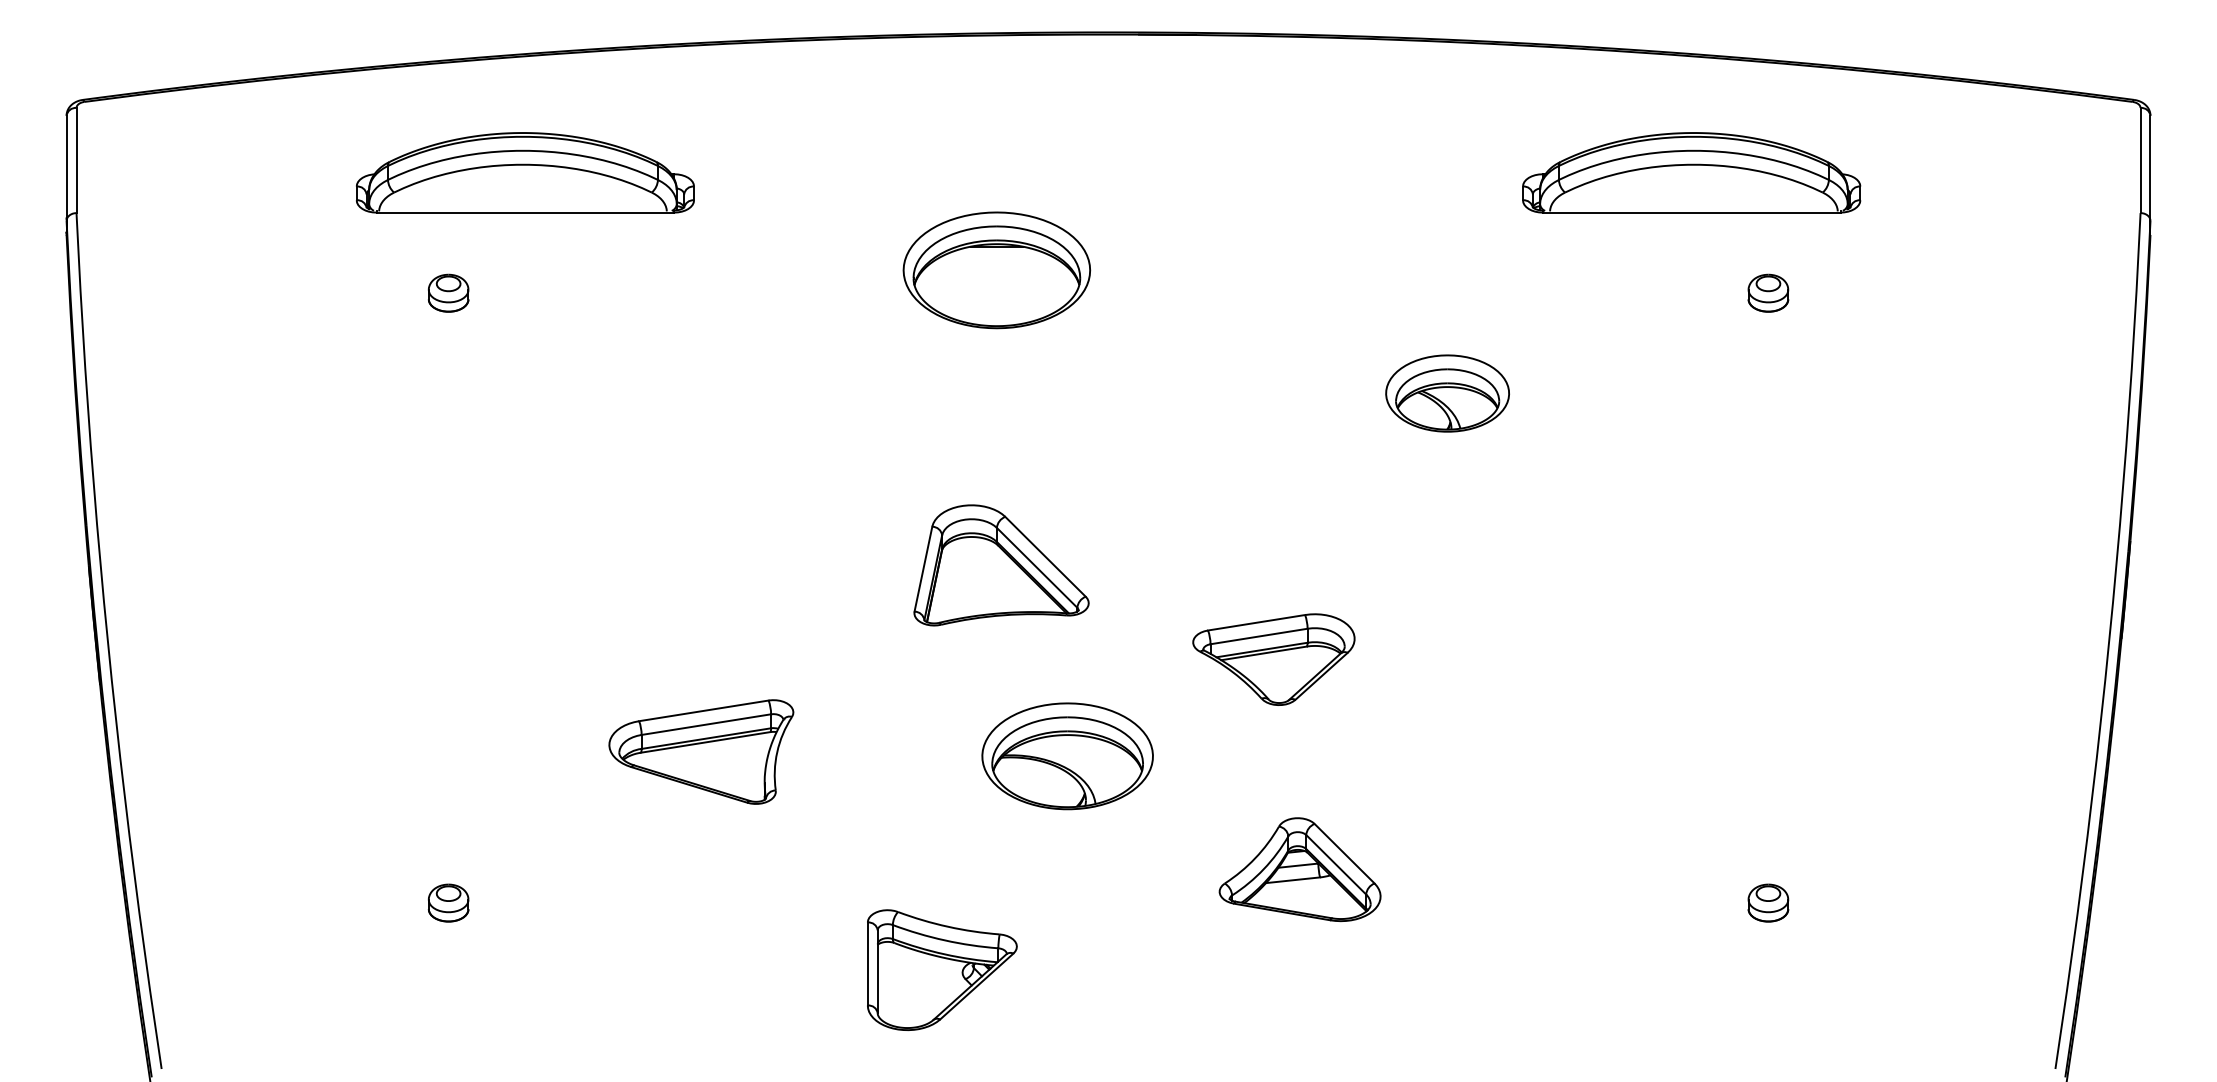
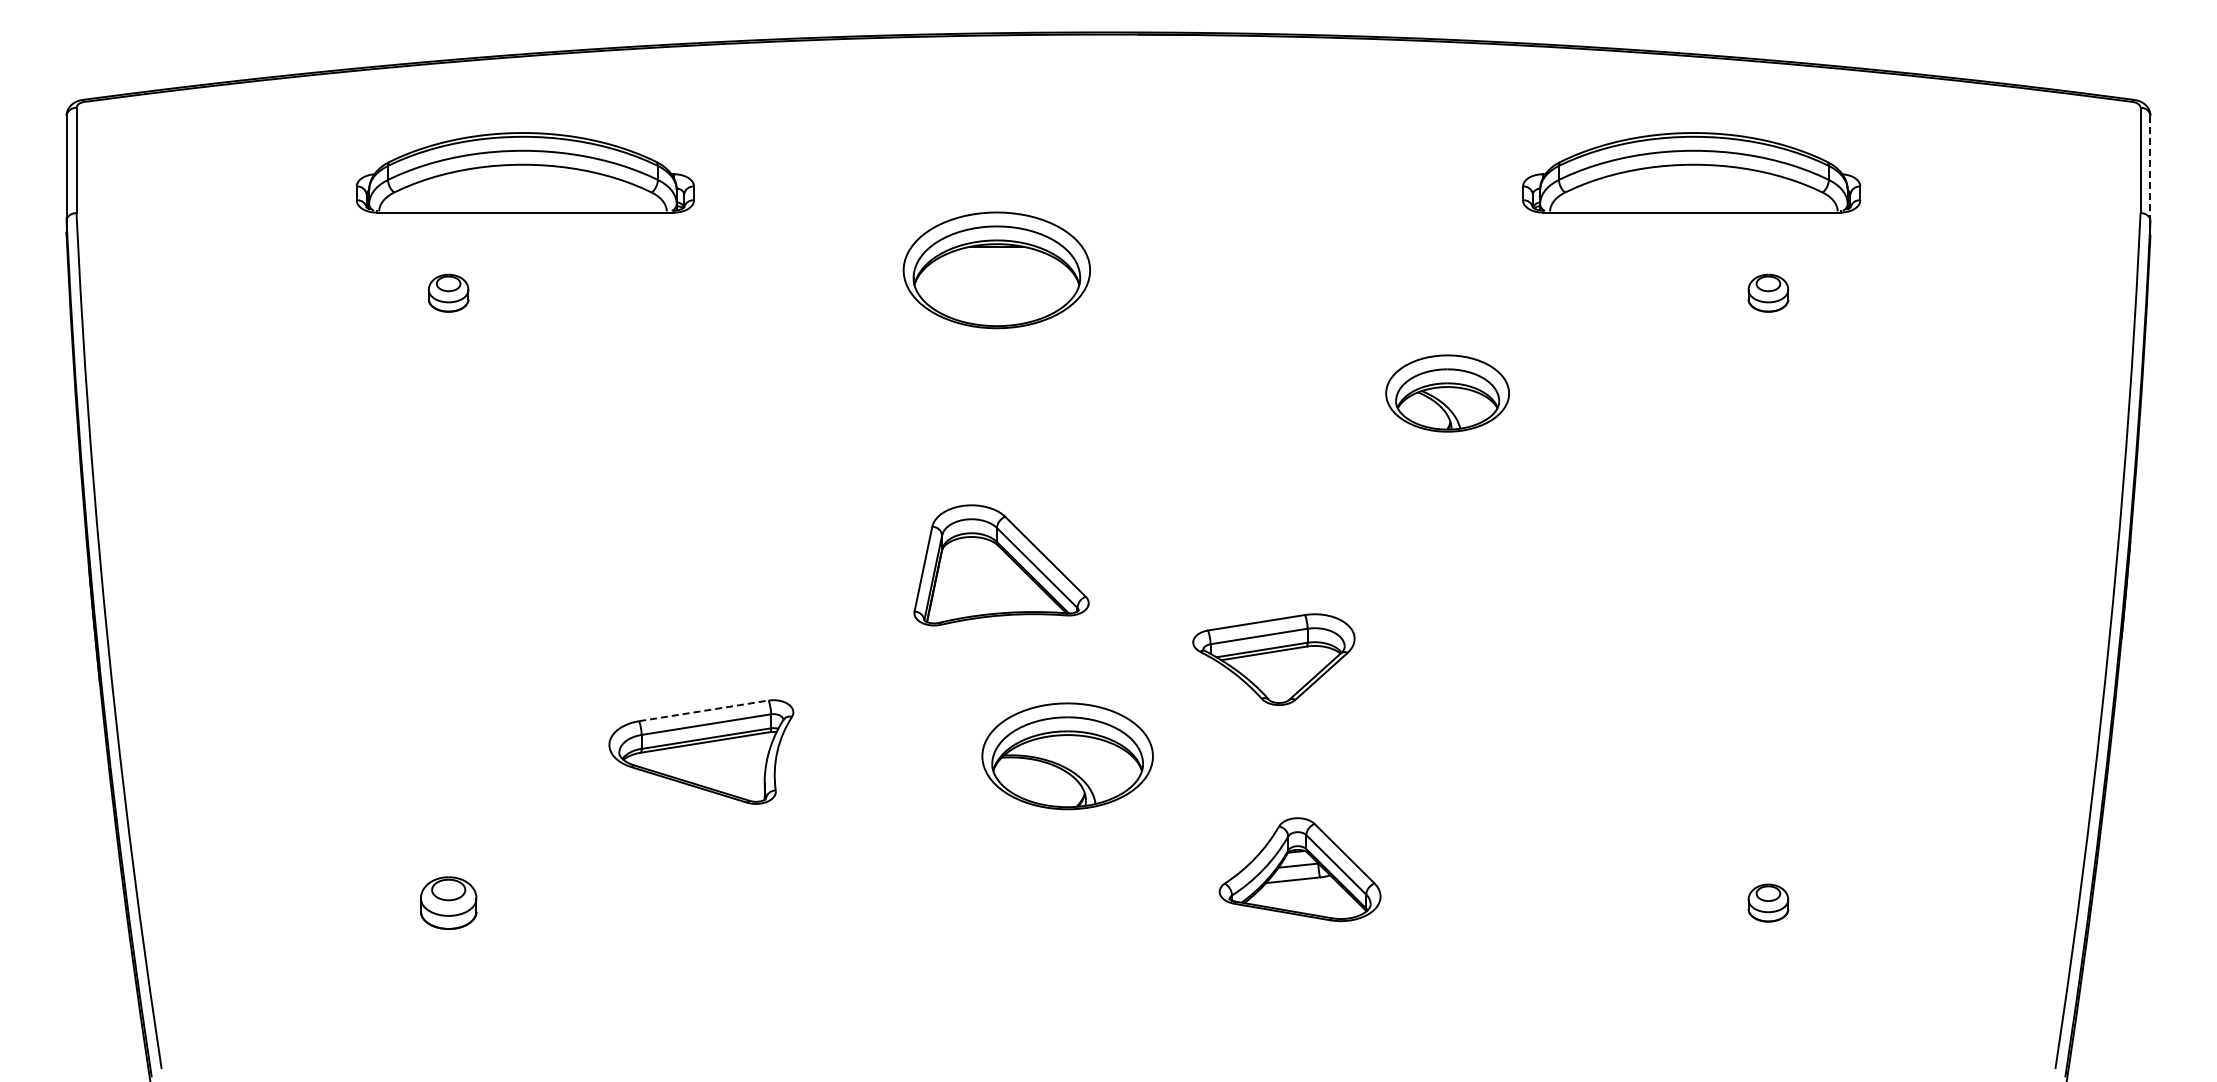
line: solid -> dashed (2150, 168)
line: solid -> dashed (703, 710)
part size: 43x40 px -> 58x54 px (448, 902)
part: present -> none (942, 969)
